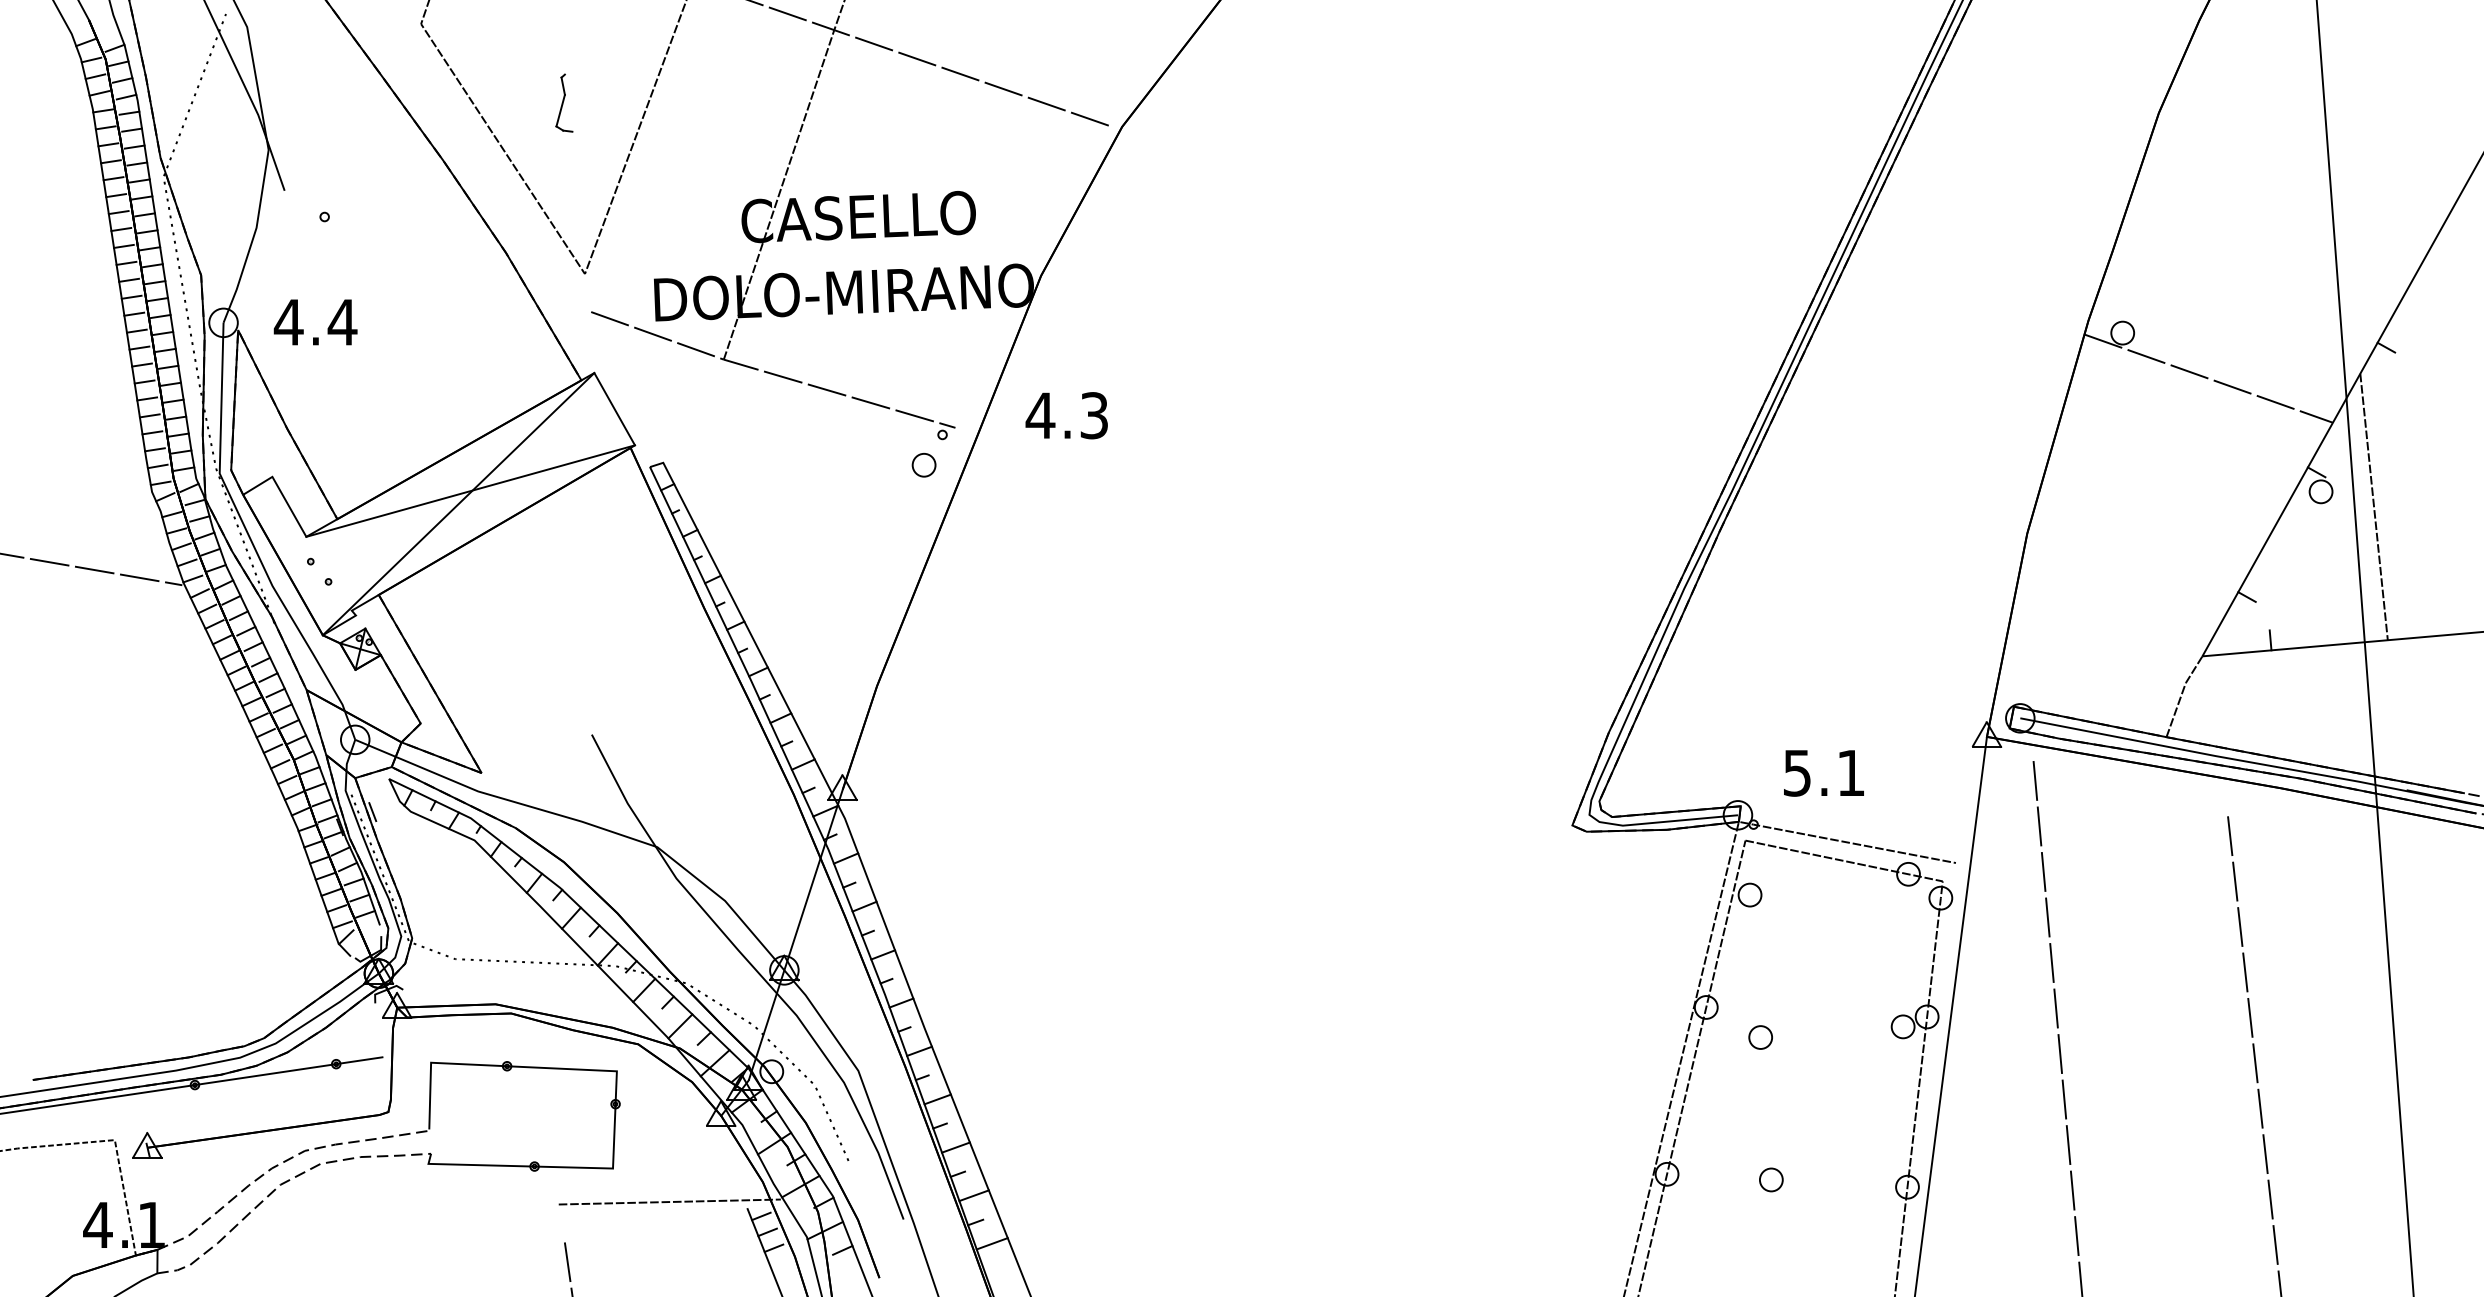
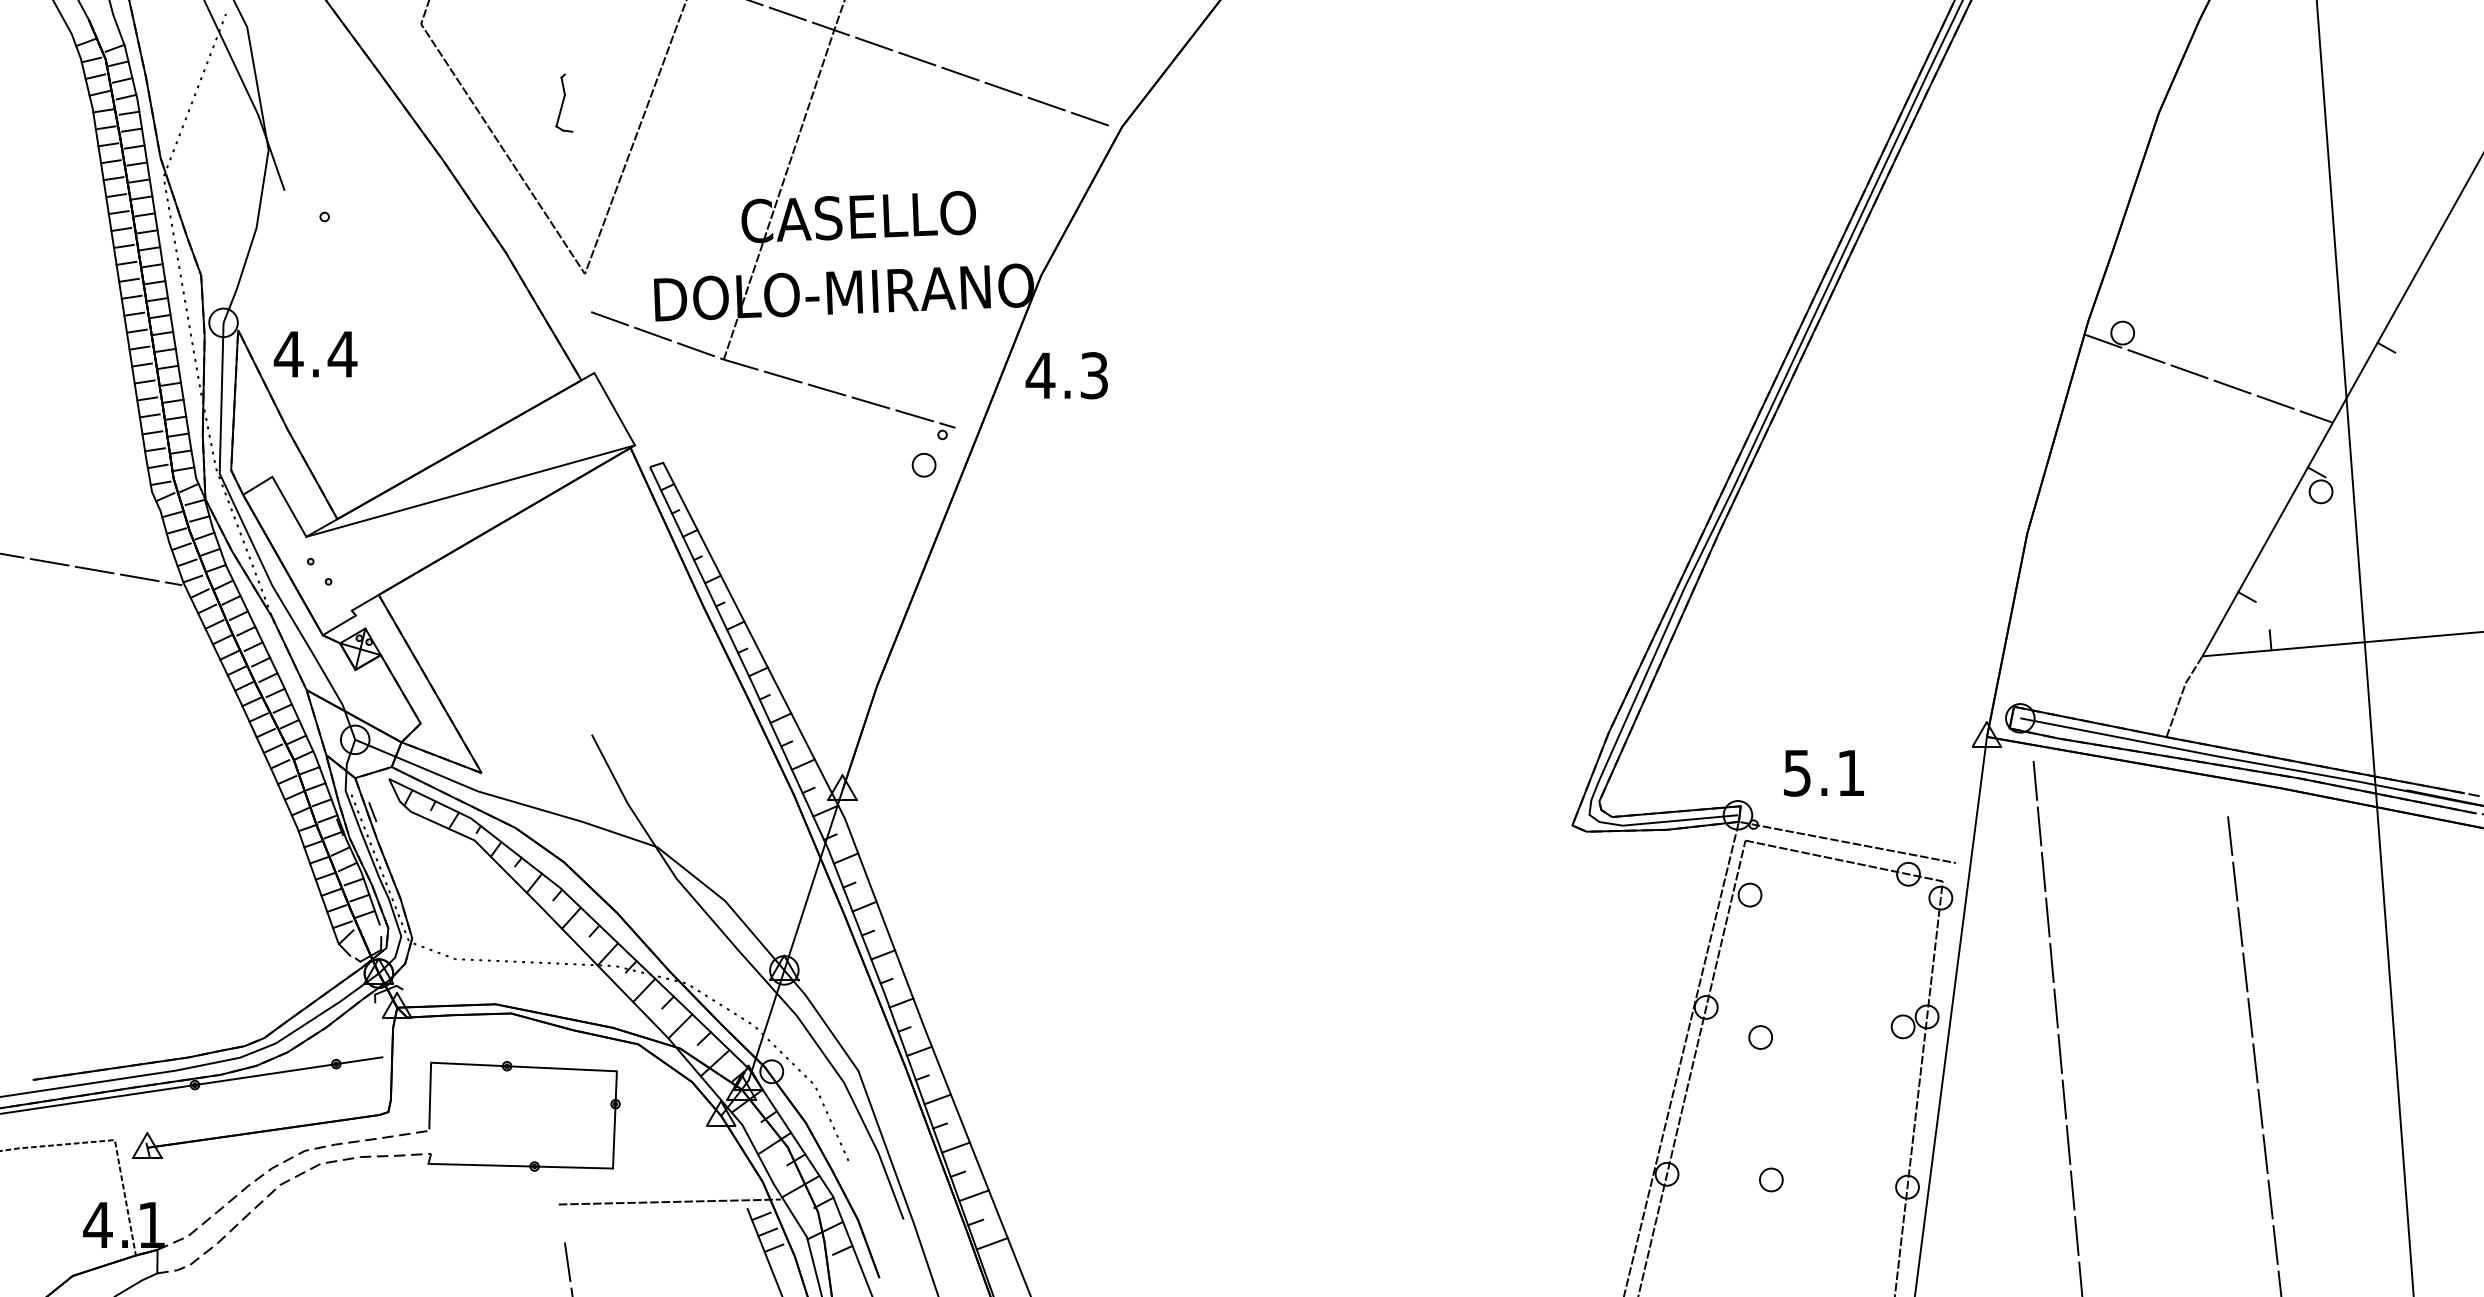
text position: (315, 322) -> (315, 354) (315, 354)
text position: (1066, 415) -> (1066, 375) (1066, 375)
line: present -> none (458, 504)
line: present -> none (2373, 506)
